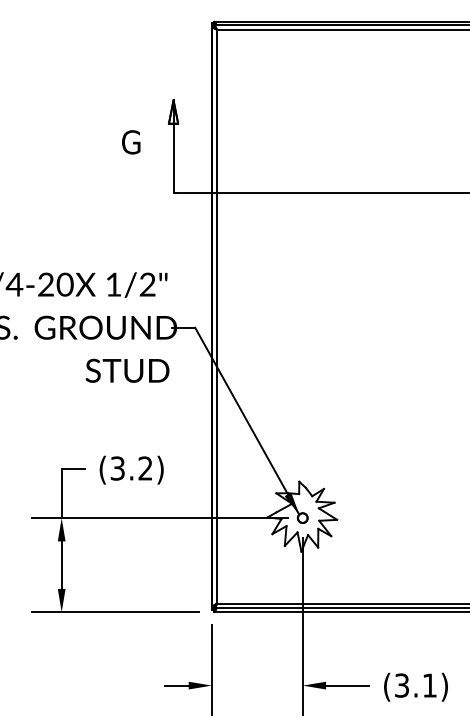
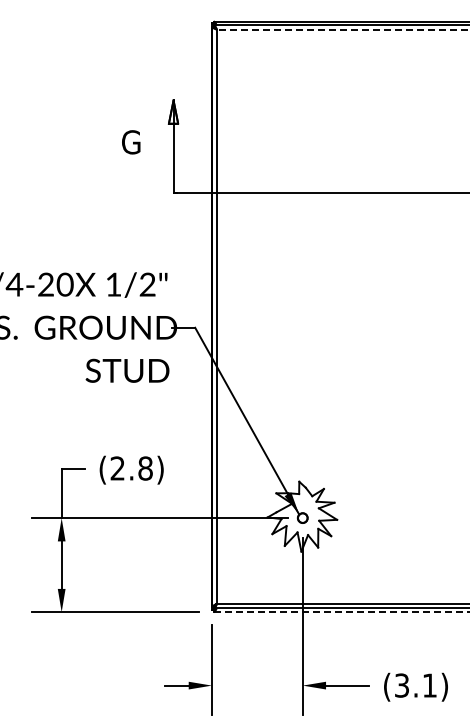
line: solid -> dashed (342, 29)
text: (3.2) -> (2.8) (131, 468)
line: solid -> dashed (341, 612)
